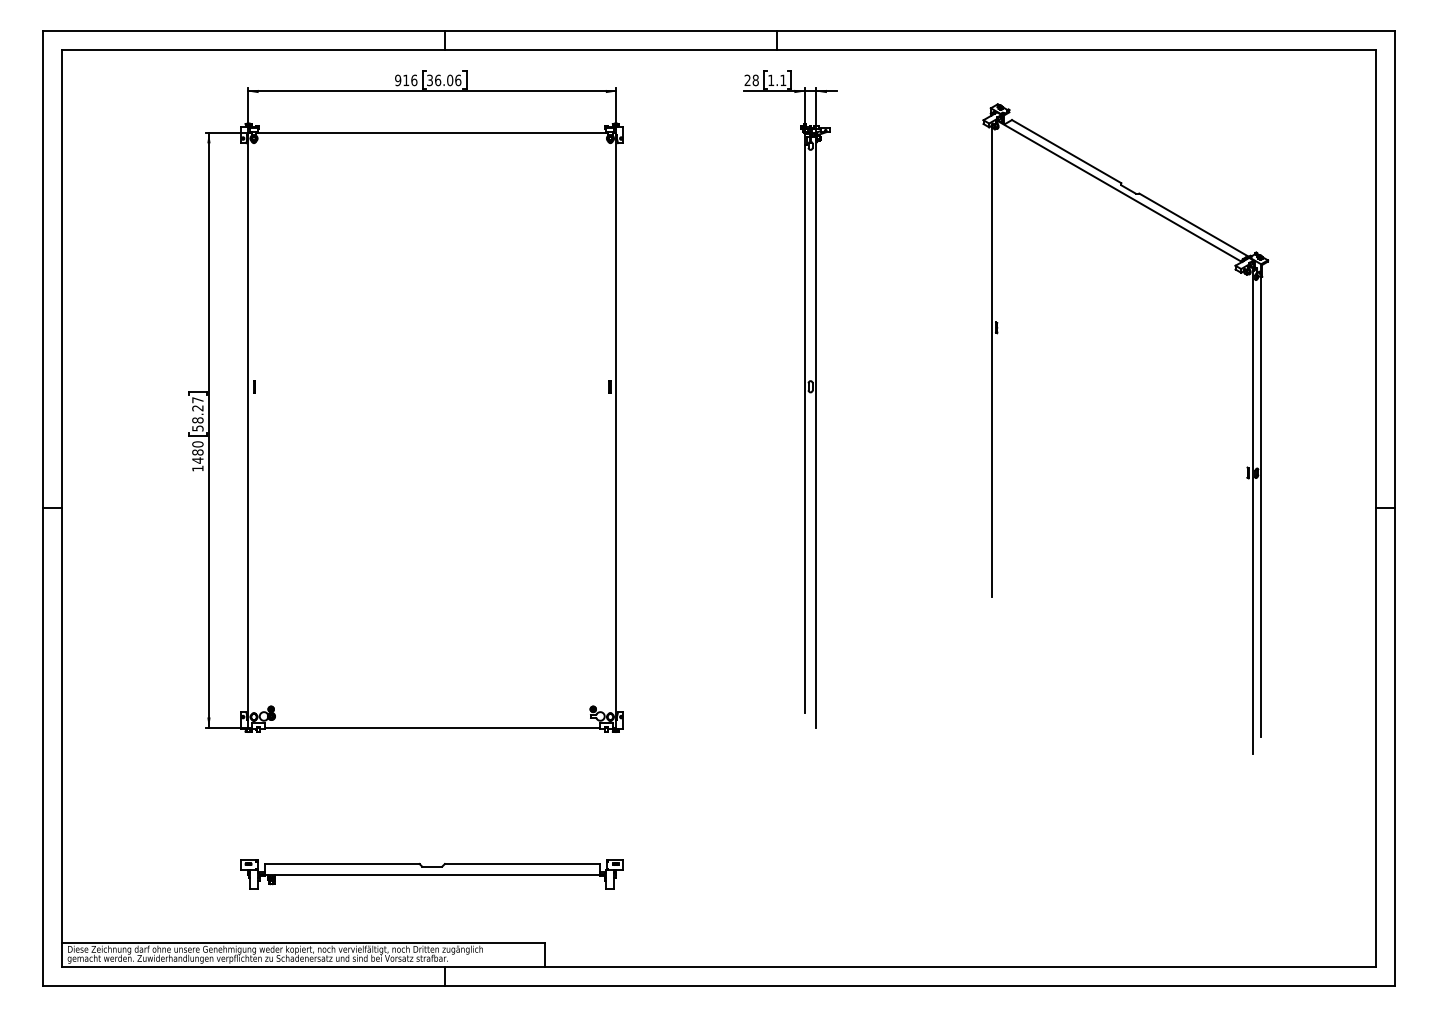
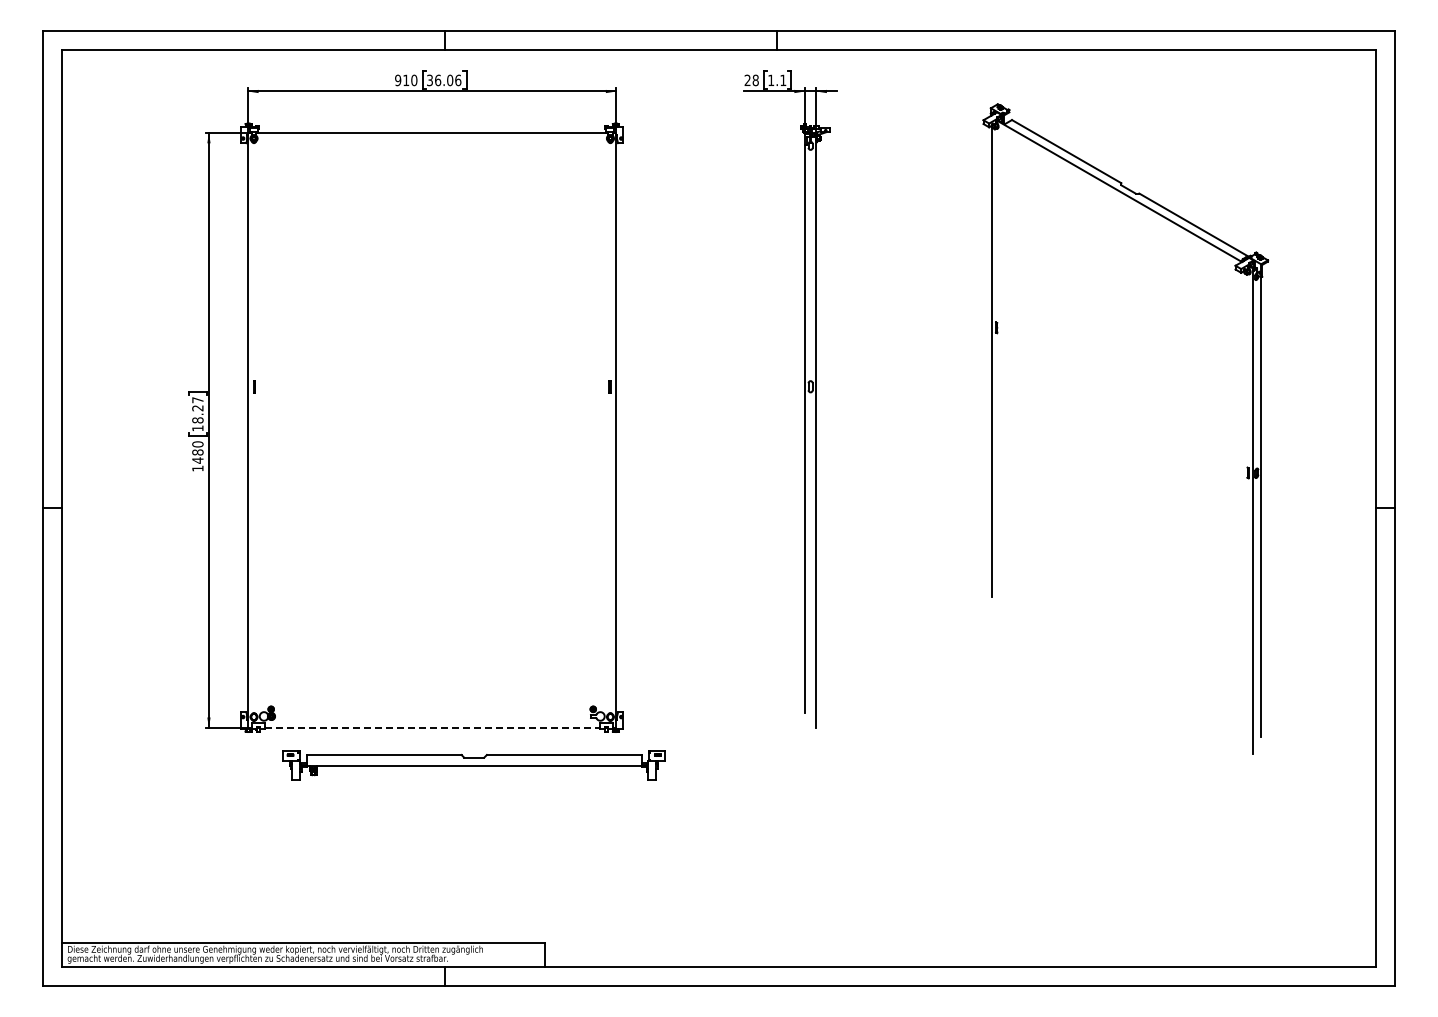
text: 916 -> 910 (414, 79)
text: 58.27 -> 18.27 (197, 428)
line: solid -> dashed (432, 728)
part position: (431, 874) -> (473, 765) (473, 765)
